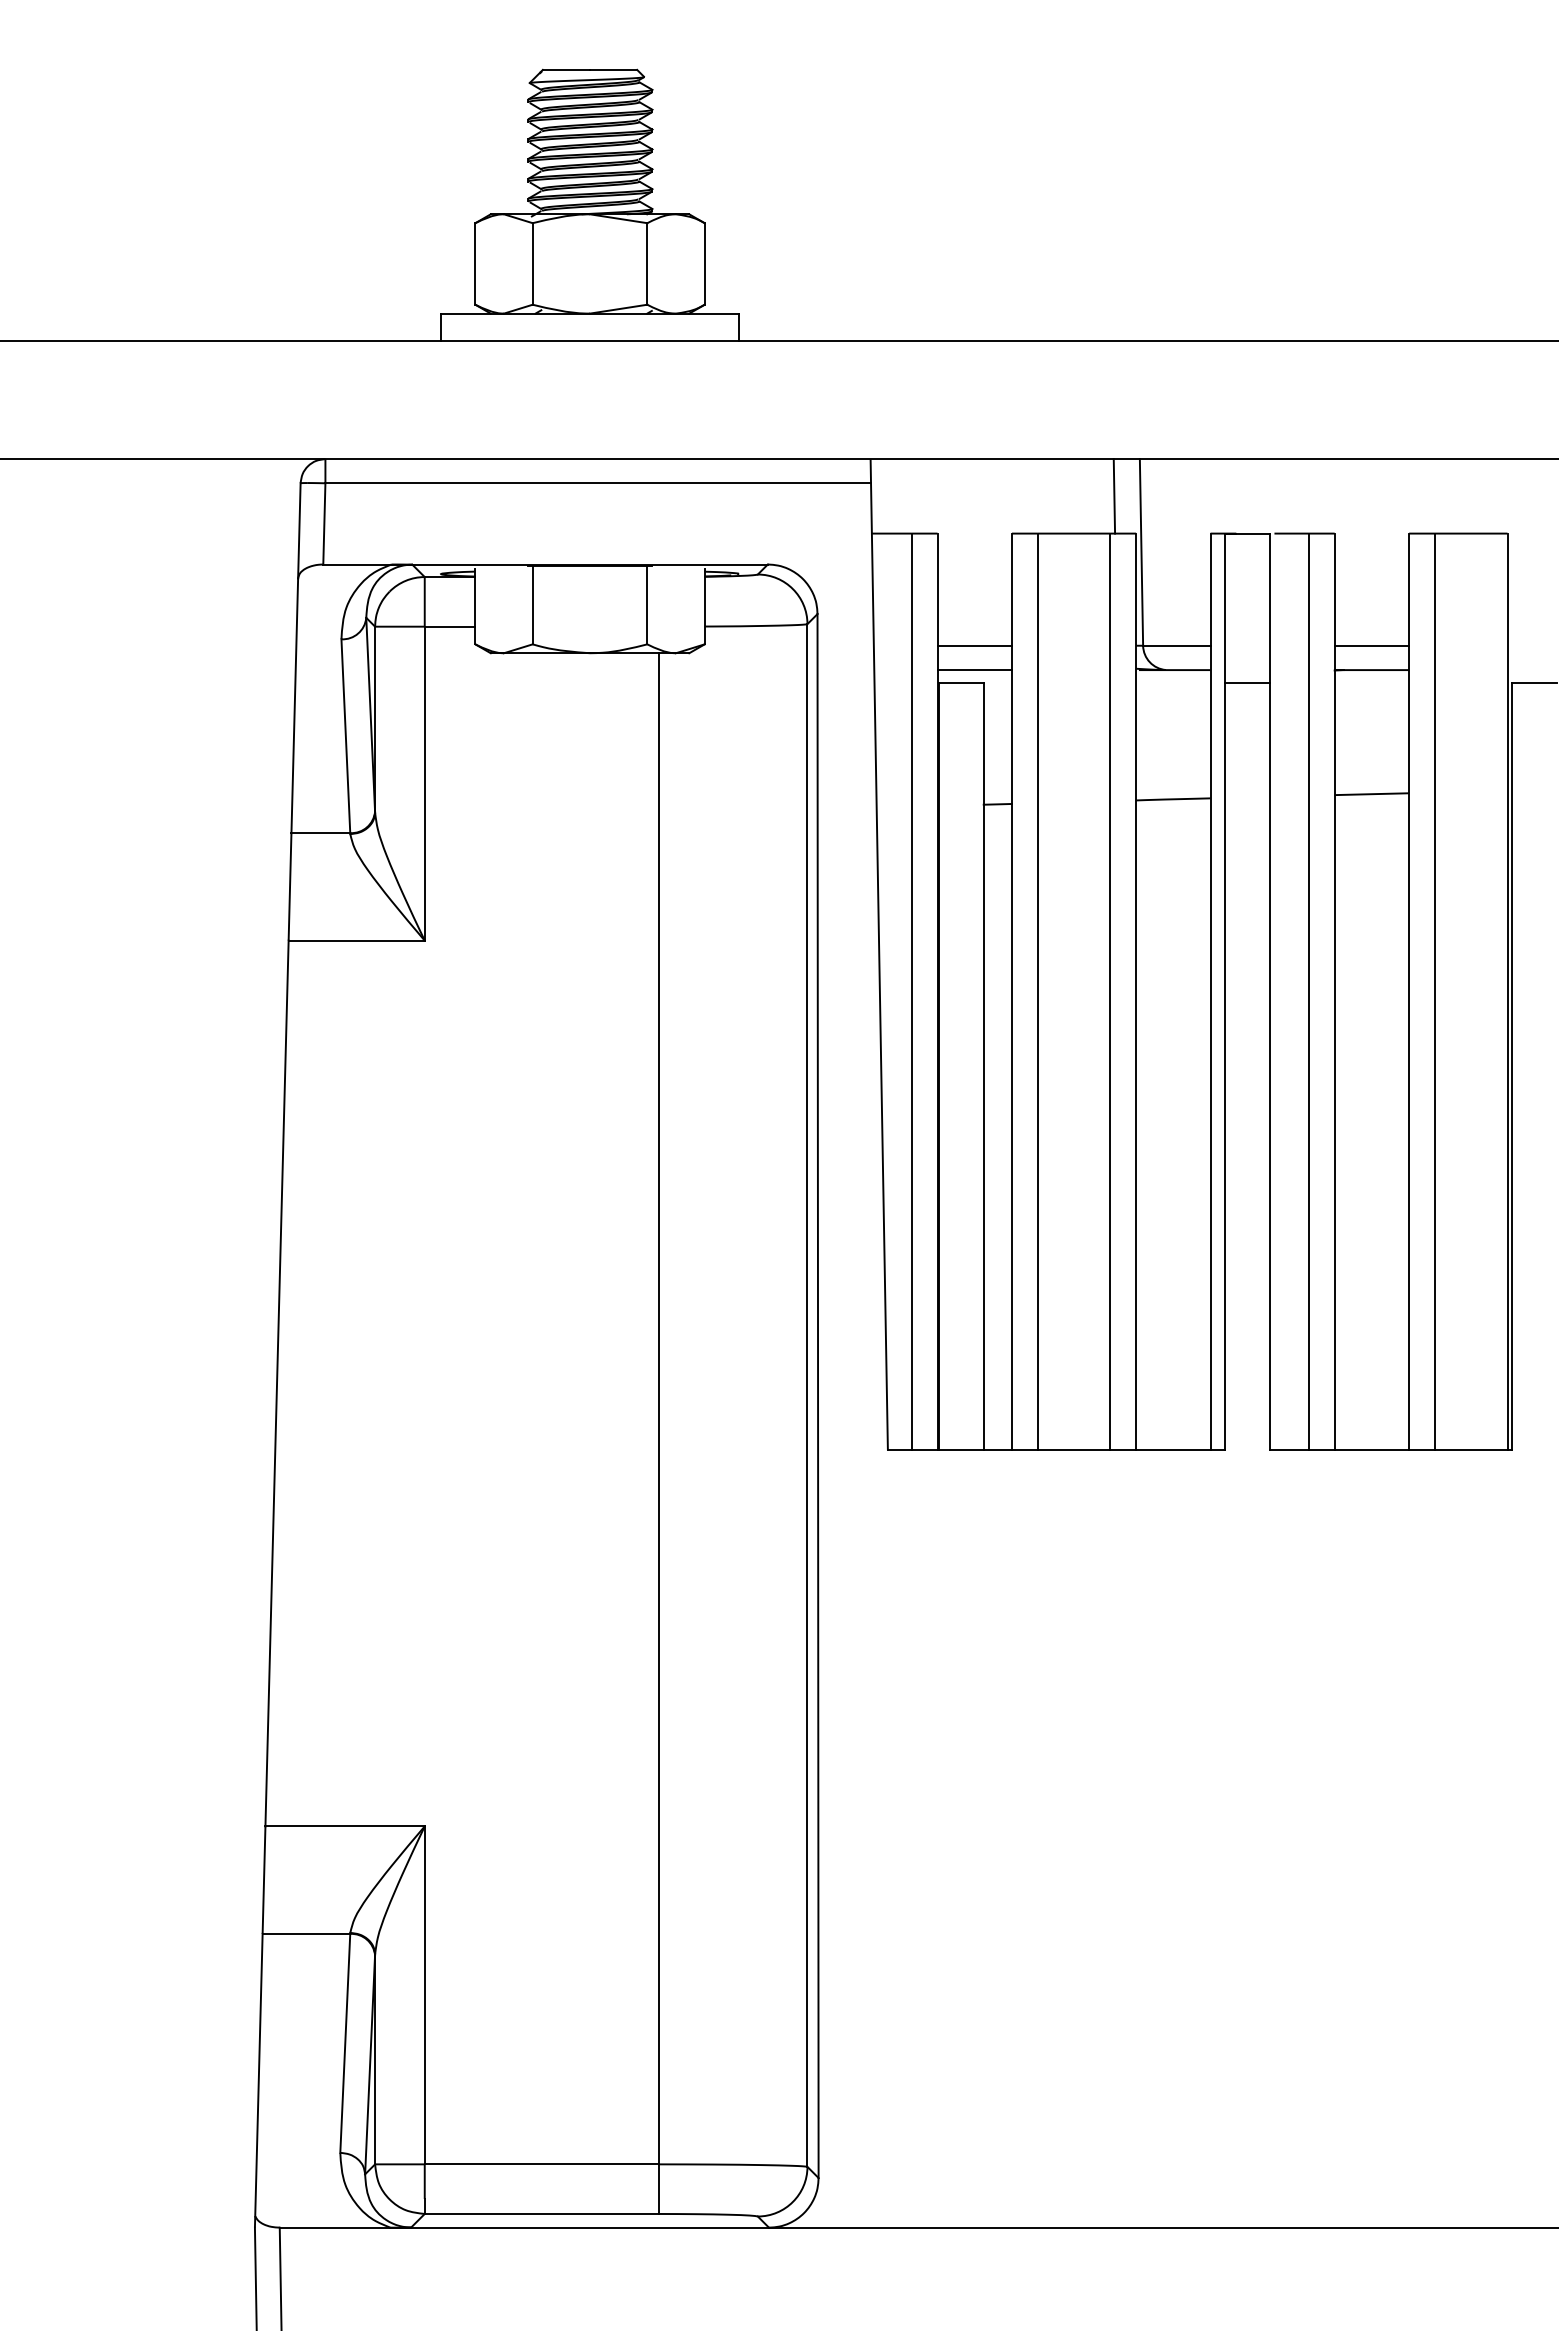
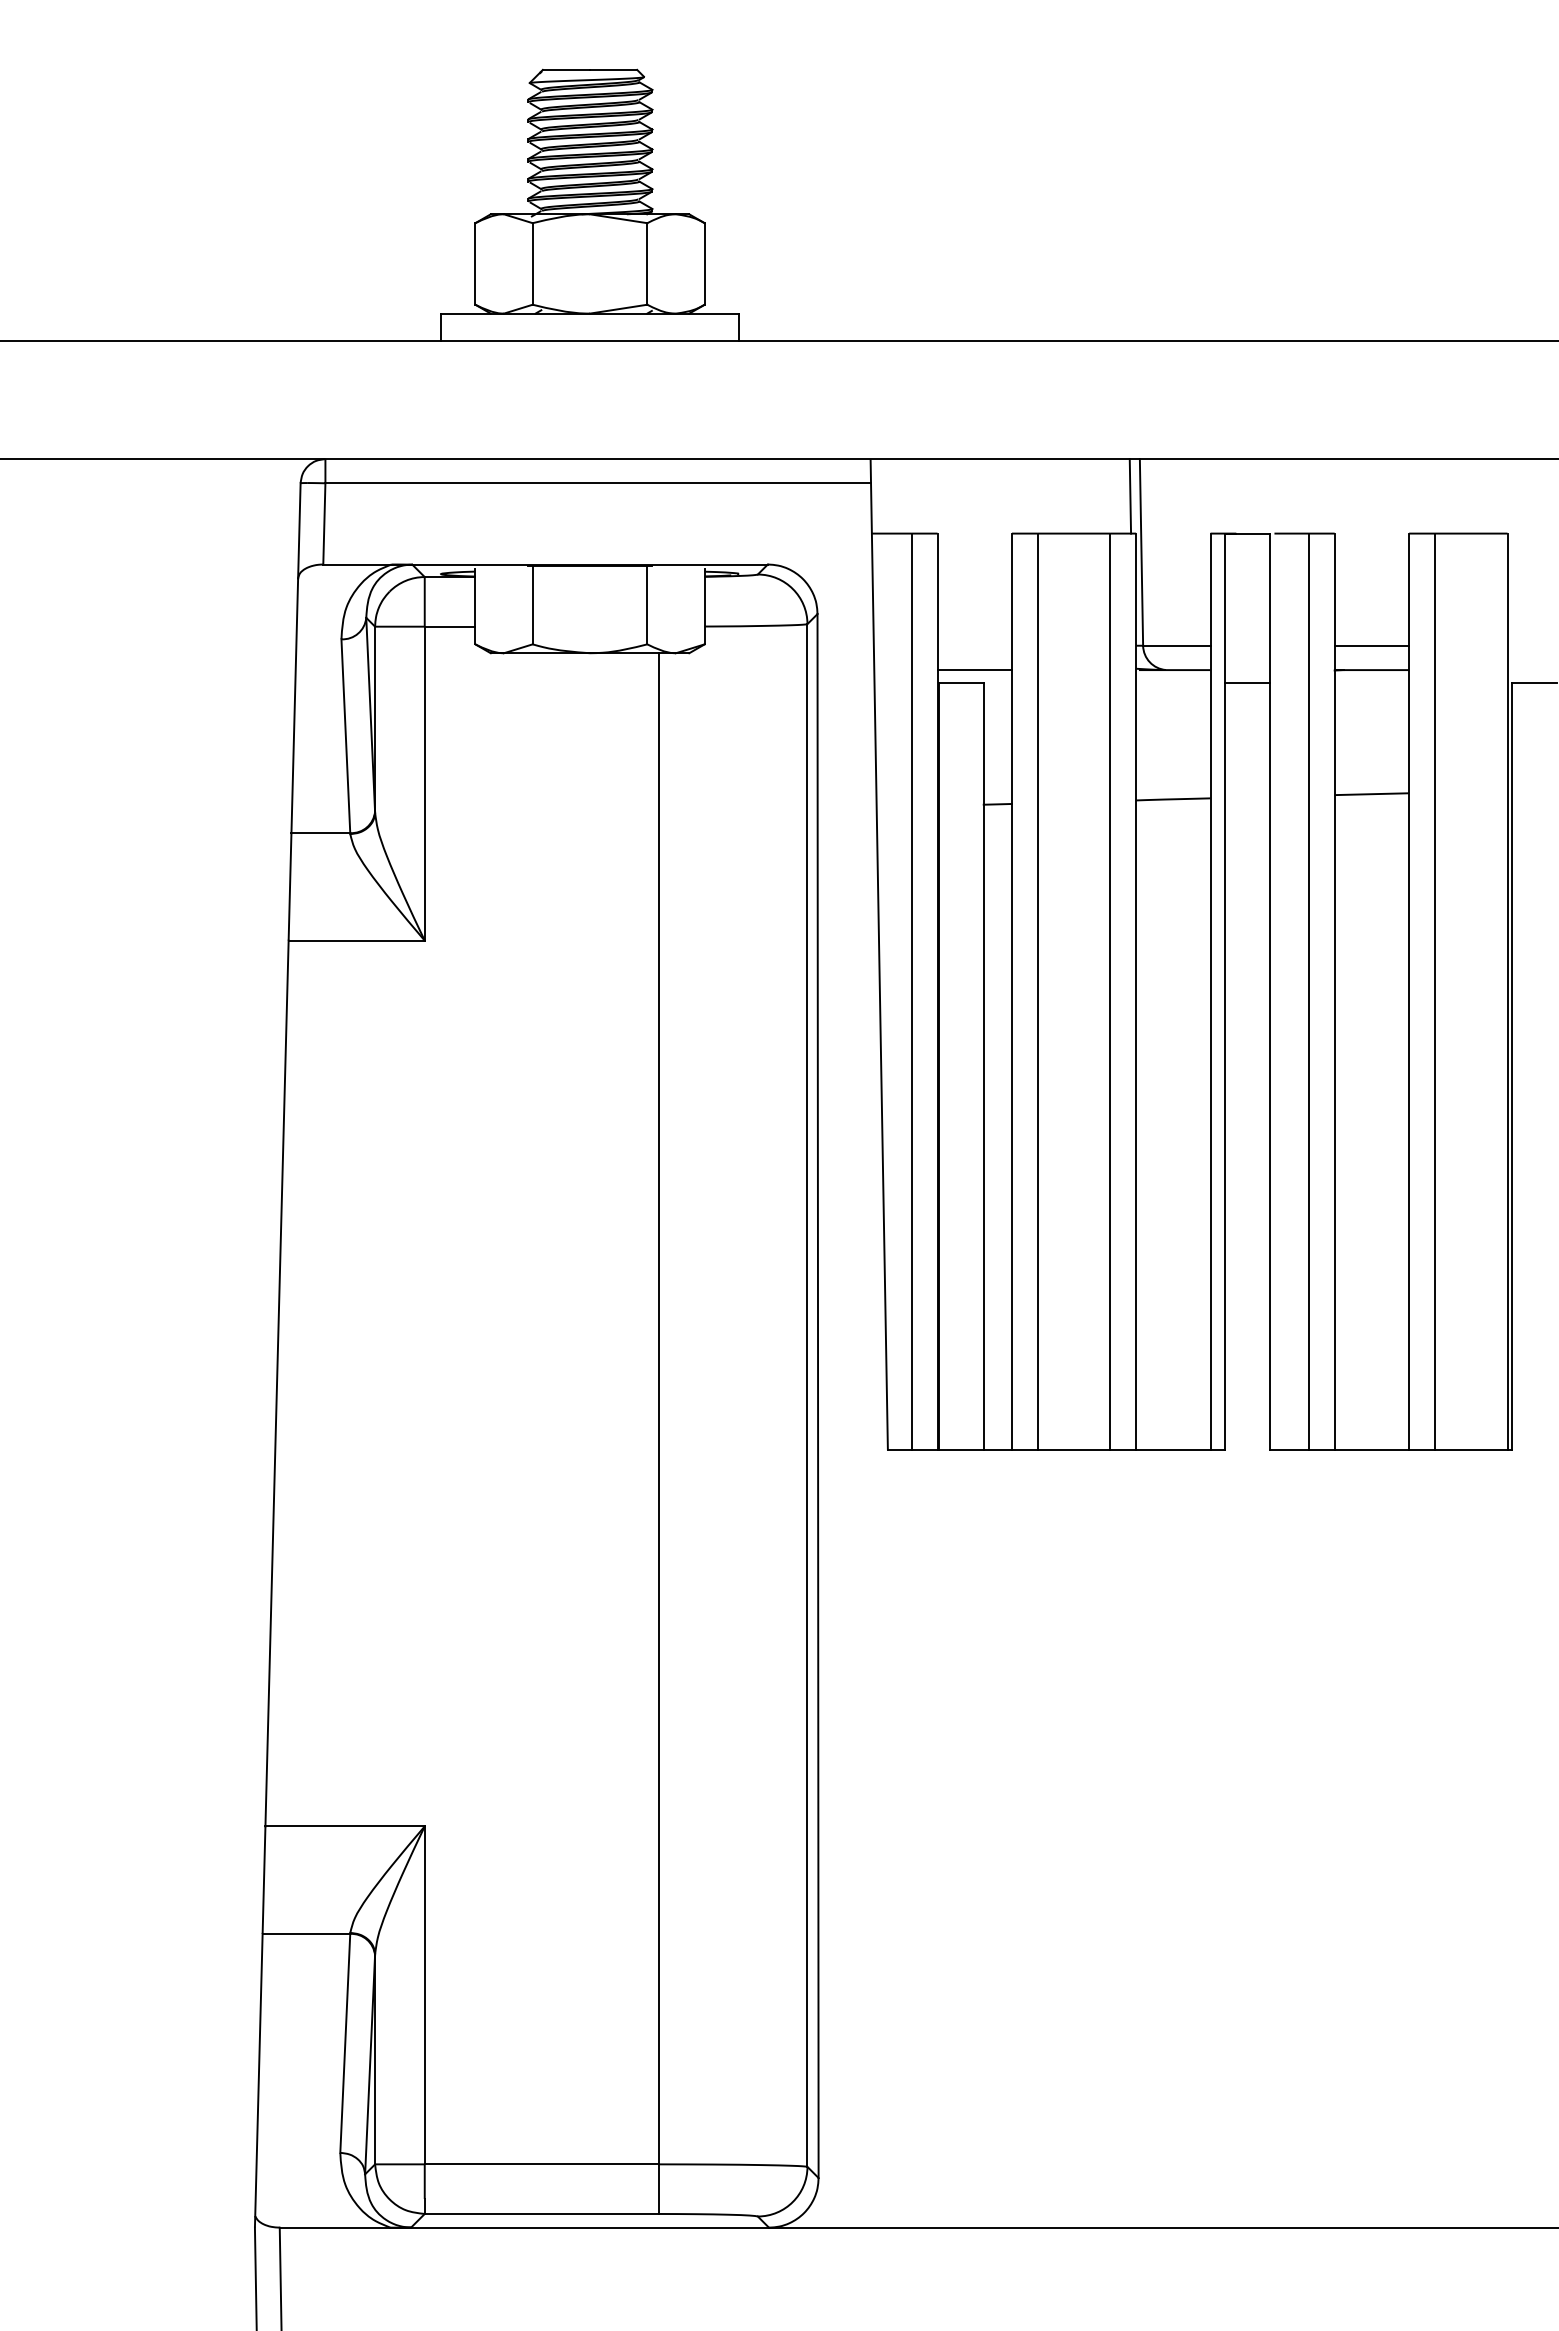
line position: (1114, 496) -> (1130, 496) (1130, 496)
line: present -> none (974, 645)
